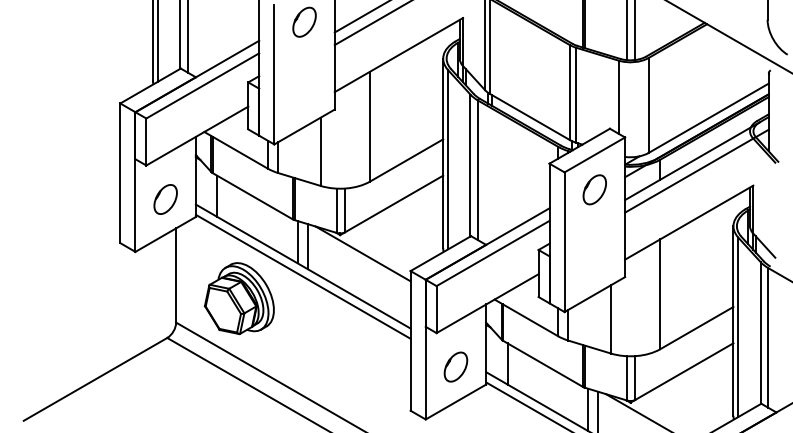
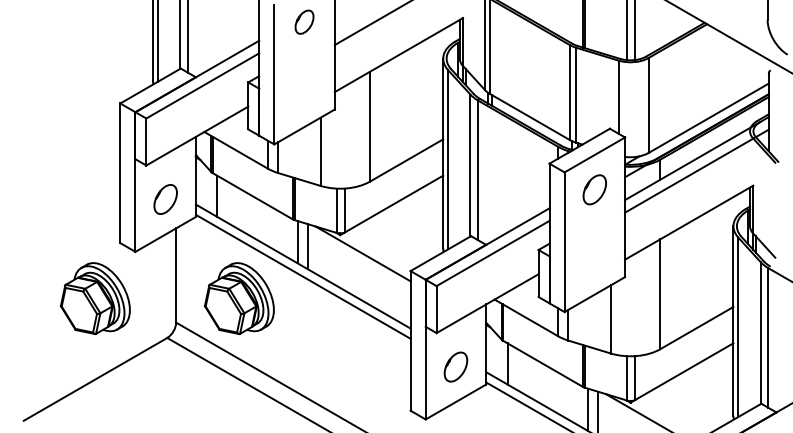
line: present -> none (360, 17)
part size: 25x32 px -> 21x26 px (304, 21)
part: none -> present (94, 298)
